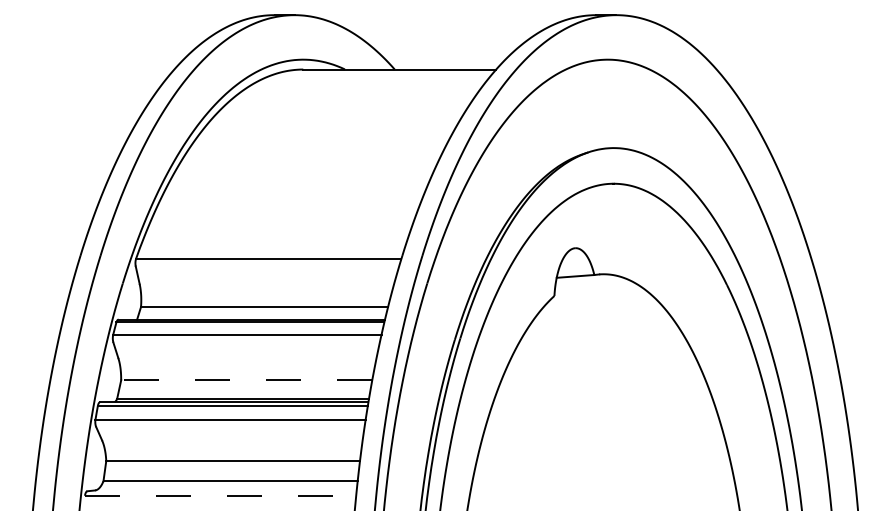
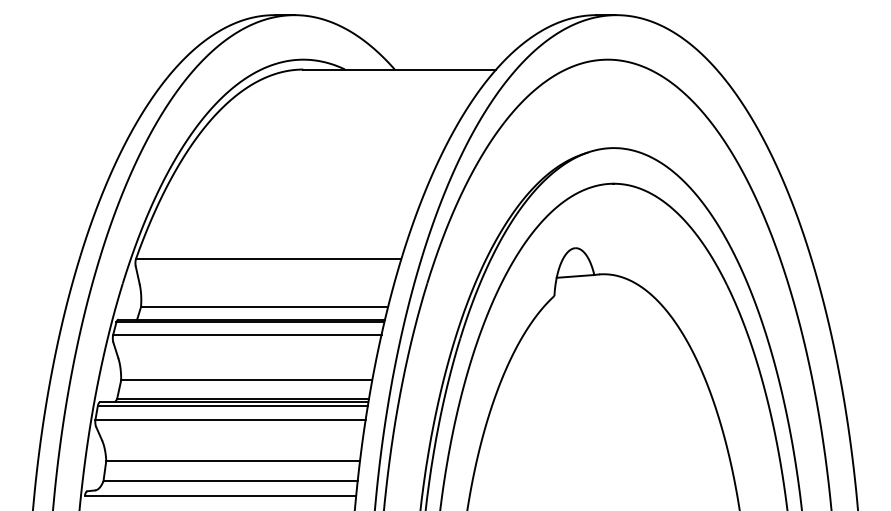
line: dashed -> solid (246, 380)
line: dashed -> solid (220, 495)
